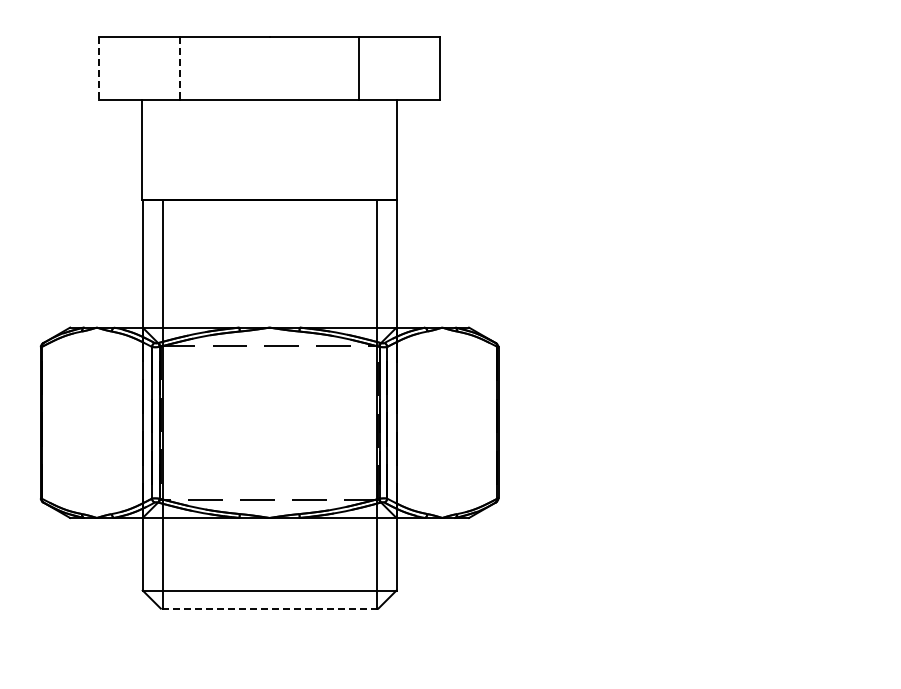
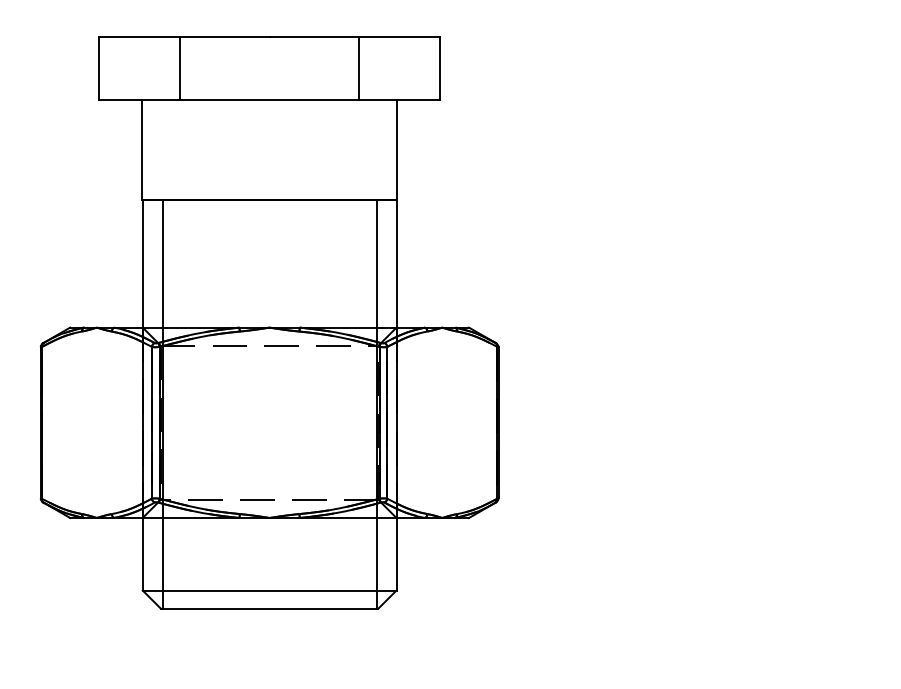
line: dashed -> solid (99, 68)
line: dashed -> solid (180, 68)
line: dashed -> solid (269, 608)
